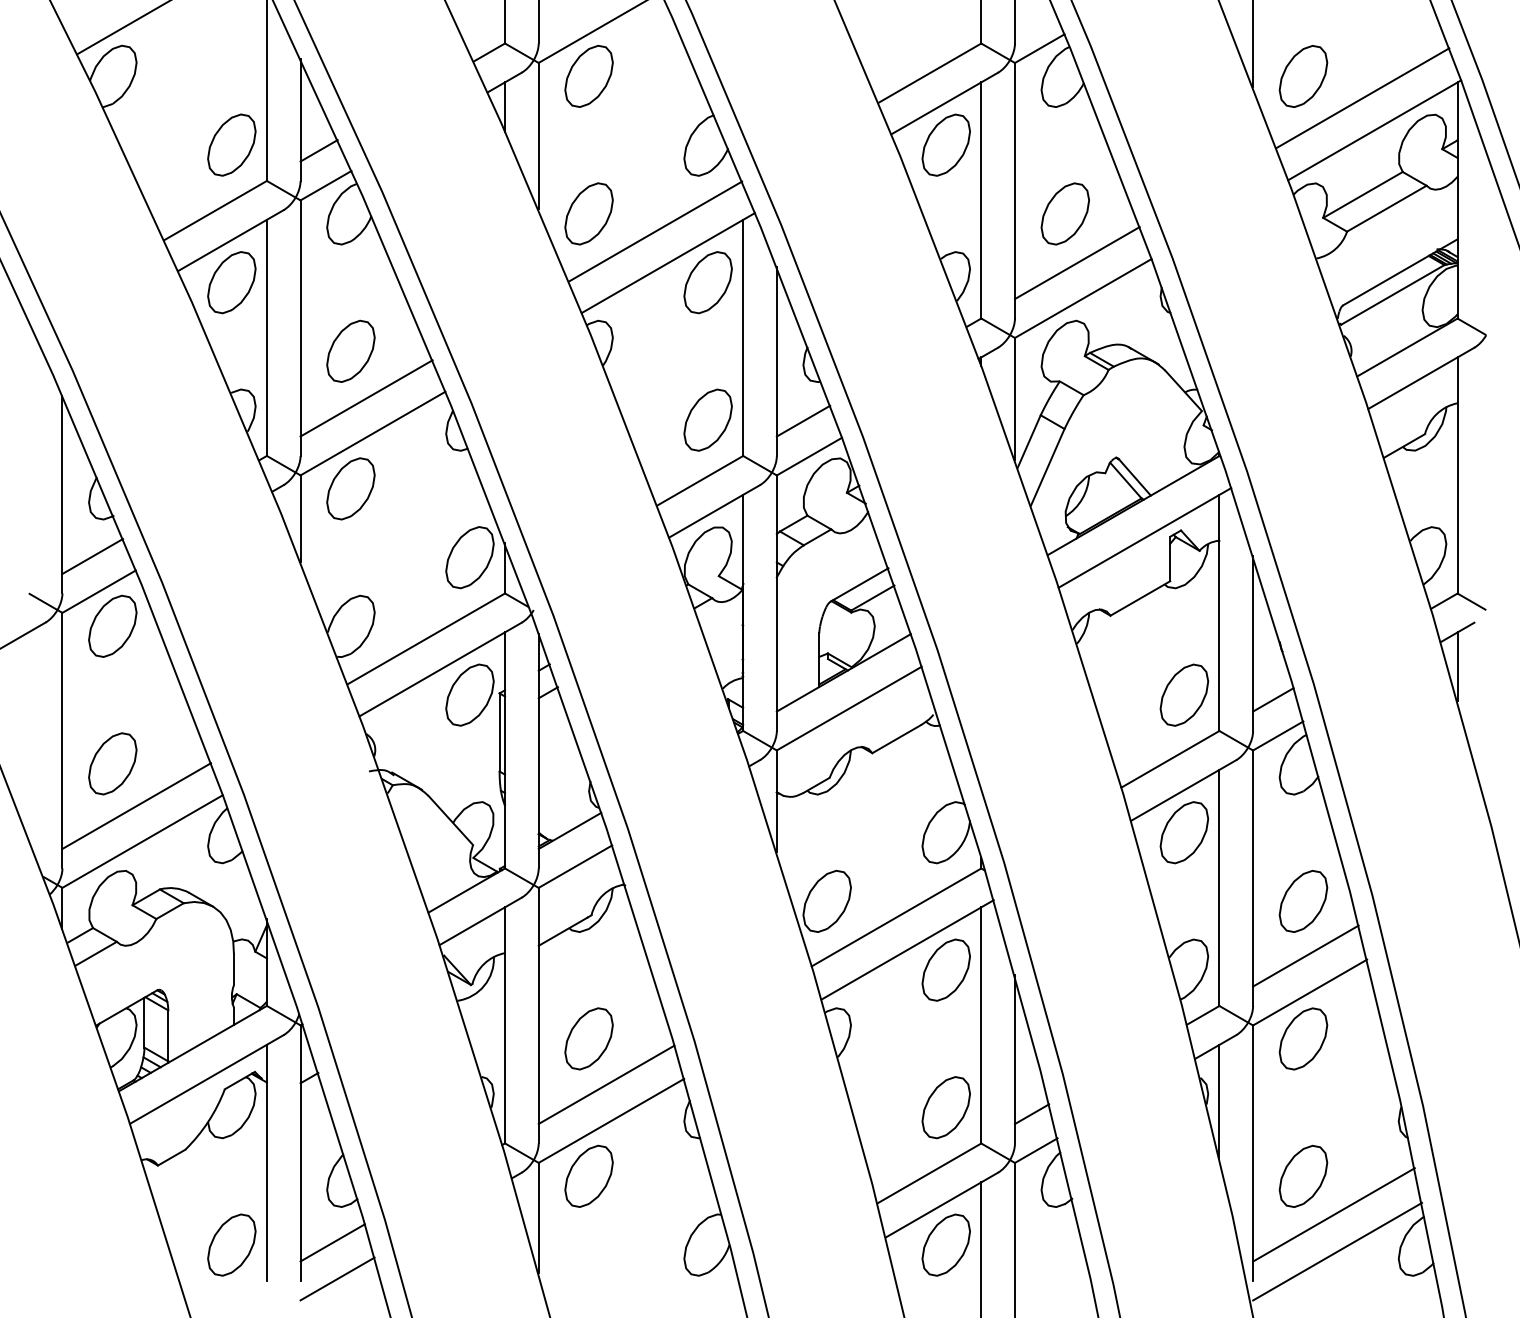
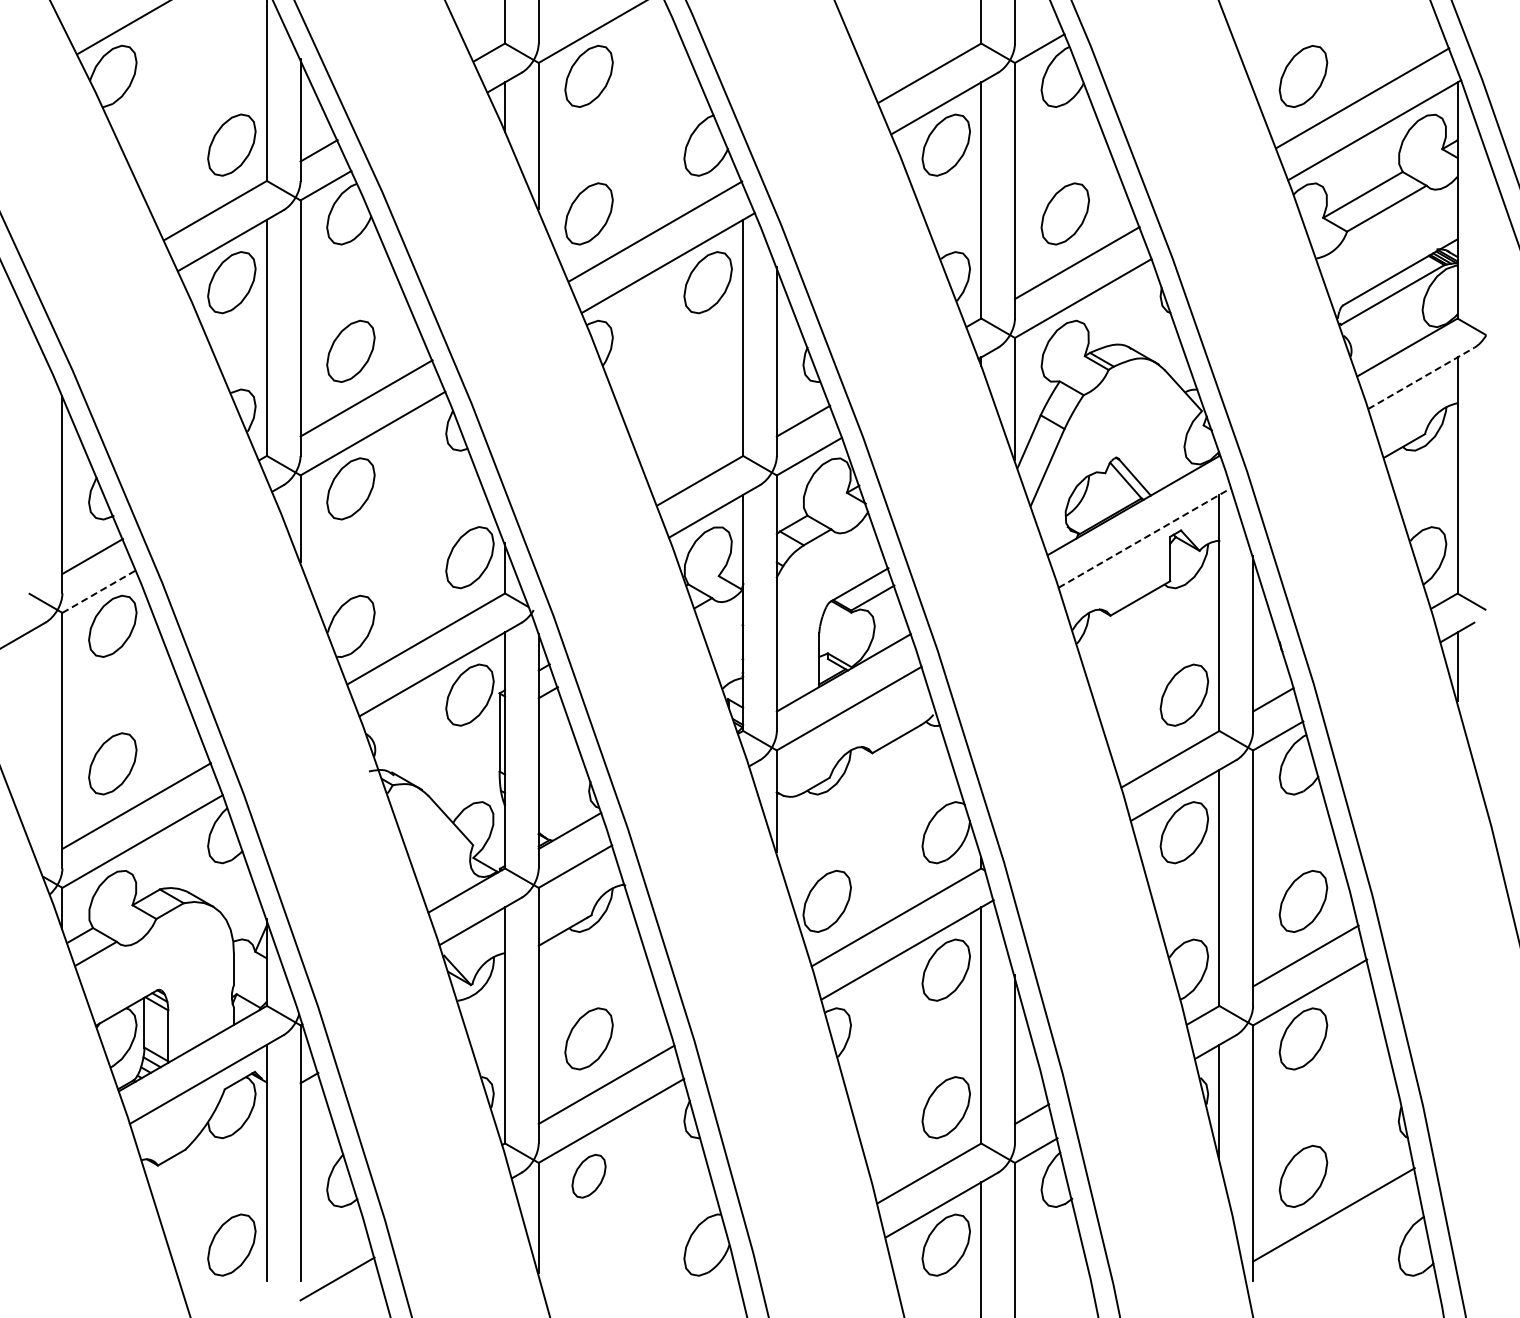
line: present -> none (1253, 44)
line: solid -> dashed (1421, 378)
part: present -> none (707, 419)
line: solid -> dashed (1145, 537)
line: solid -> dashed (99, 591)
part size: 50x64 px -> 36x46 px (588, 1175)
line: present -> none (332, 1242)
line: present -> none (1337, 1251)
